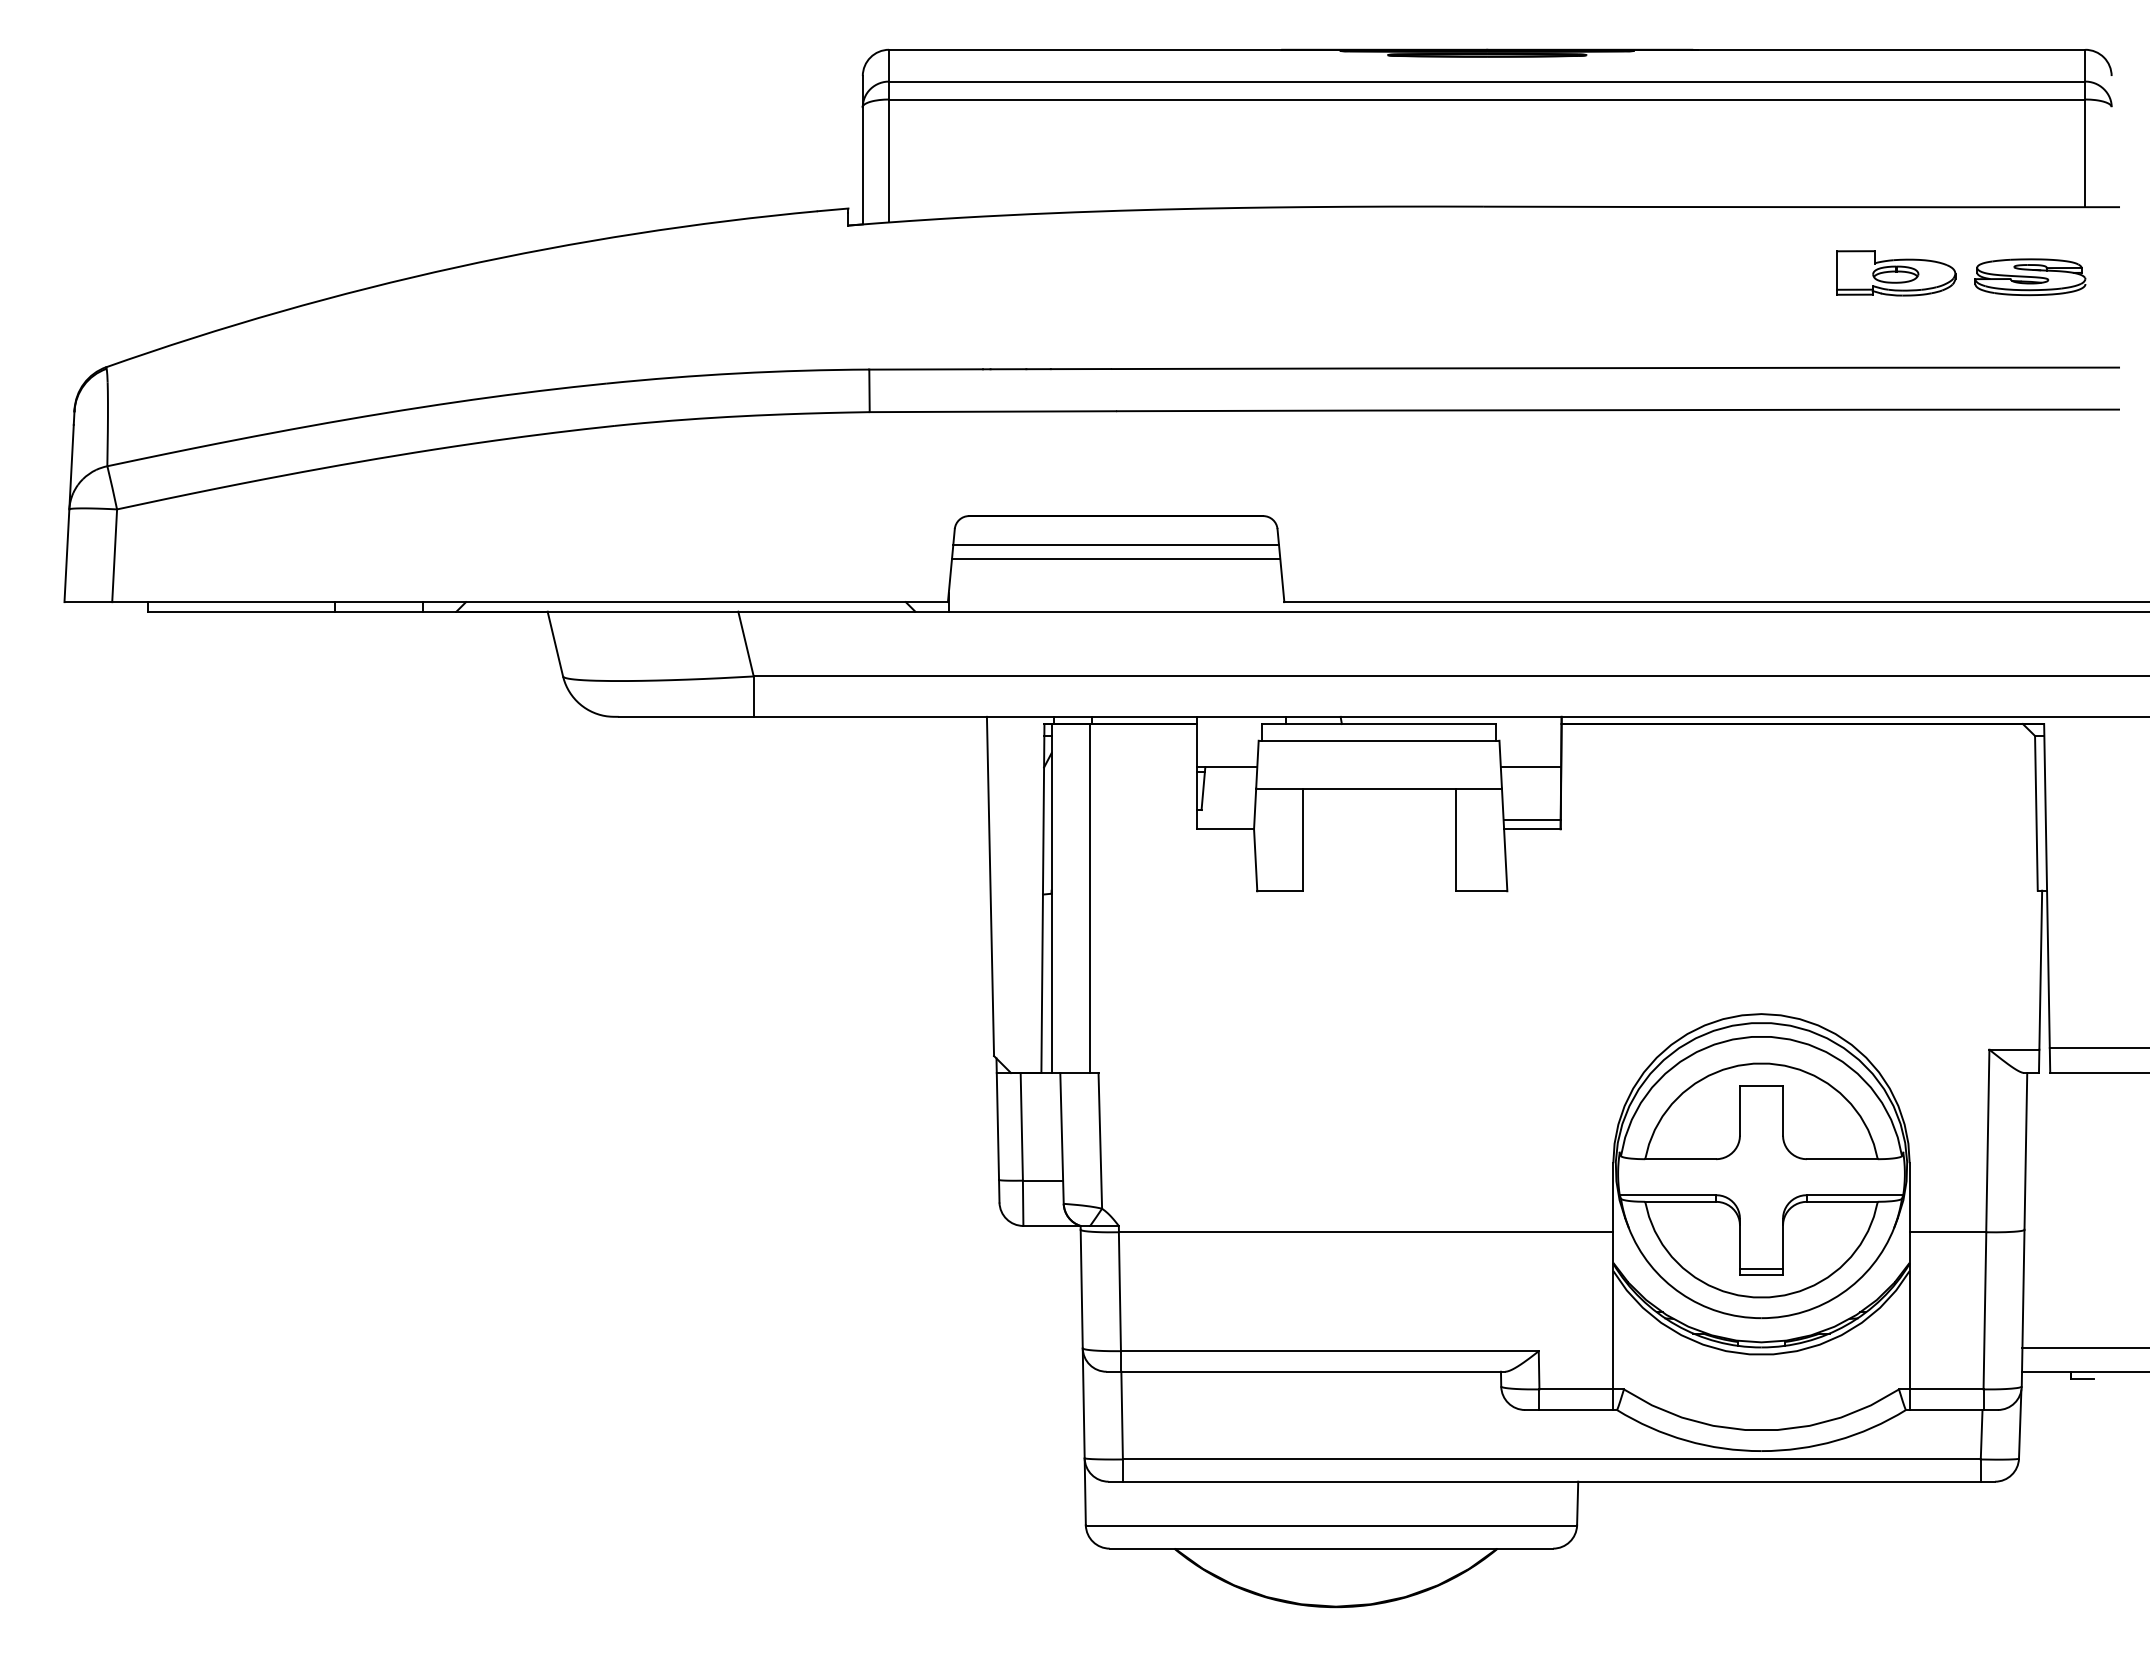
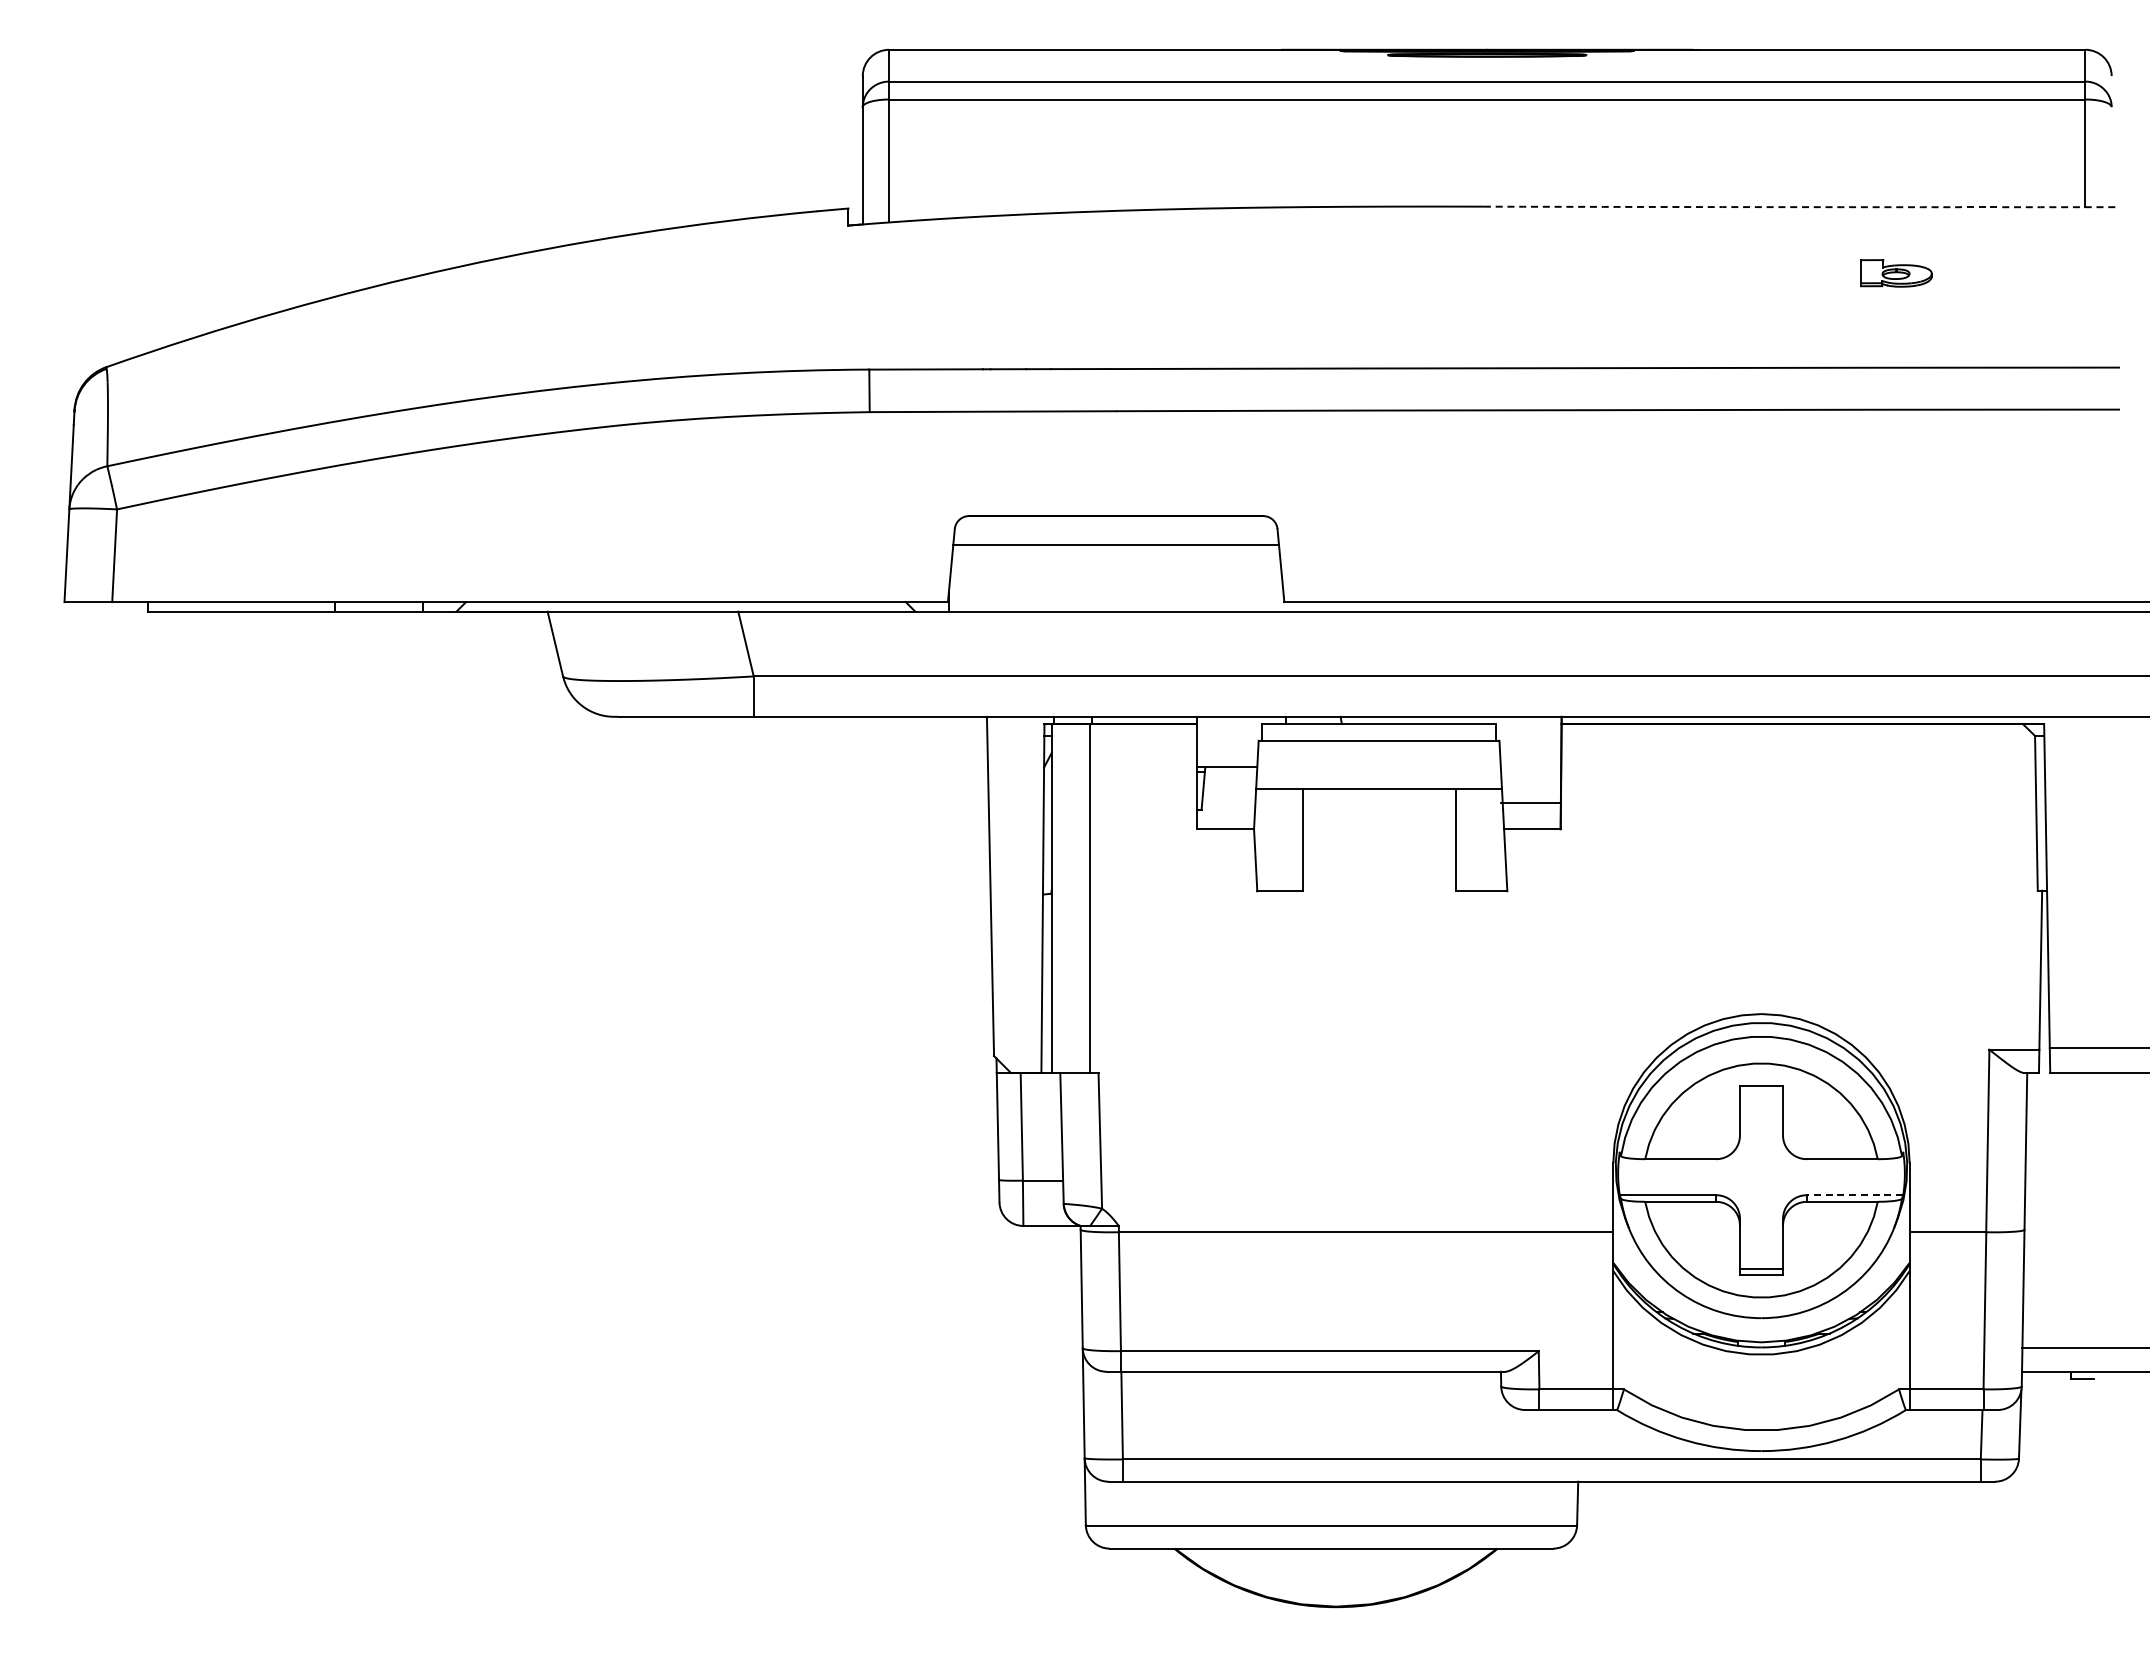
arc: solid -> dashed (1801, 207)
part size: 121x47 px -> 73x29 px (1896, 273)
part: present -> none (2030, 277)
line: present -> none (1115, 559)
line position: (1530, 767) -> (1530, 803) (1530, 803)
line: present -> none (1531, 819)
line: solid -> dashed (1854, 1195)
